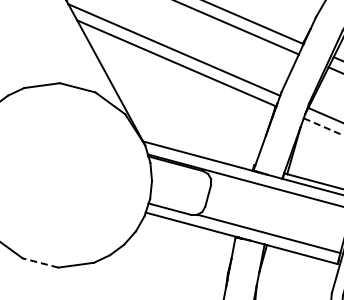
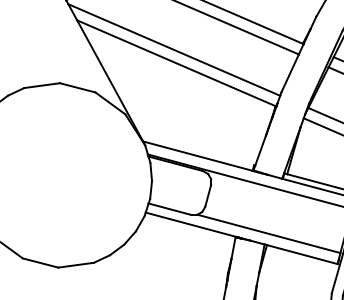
line: dashed -> solid (323, 126)
line: dashed -> solid (40, 262)
